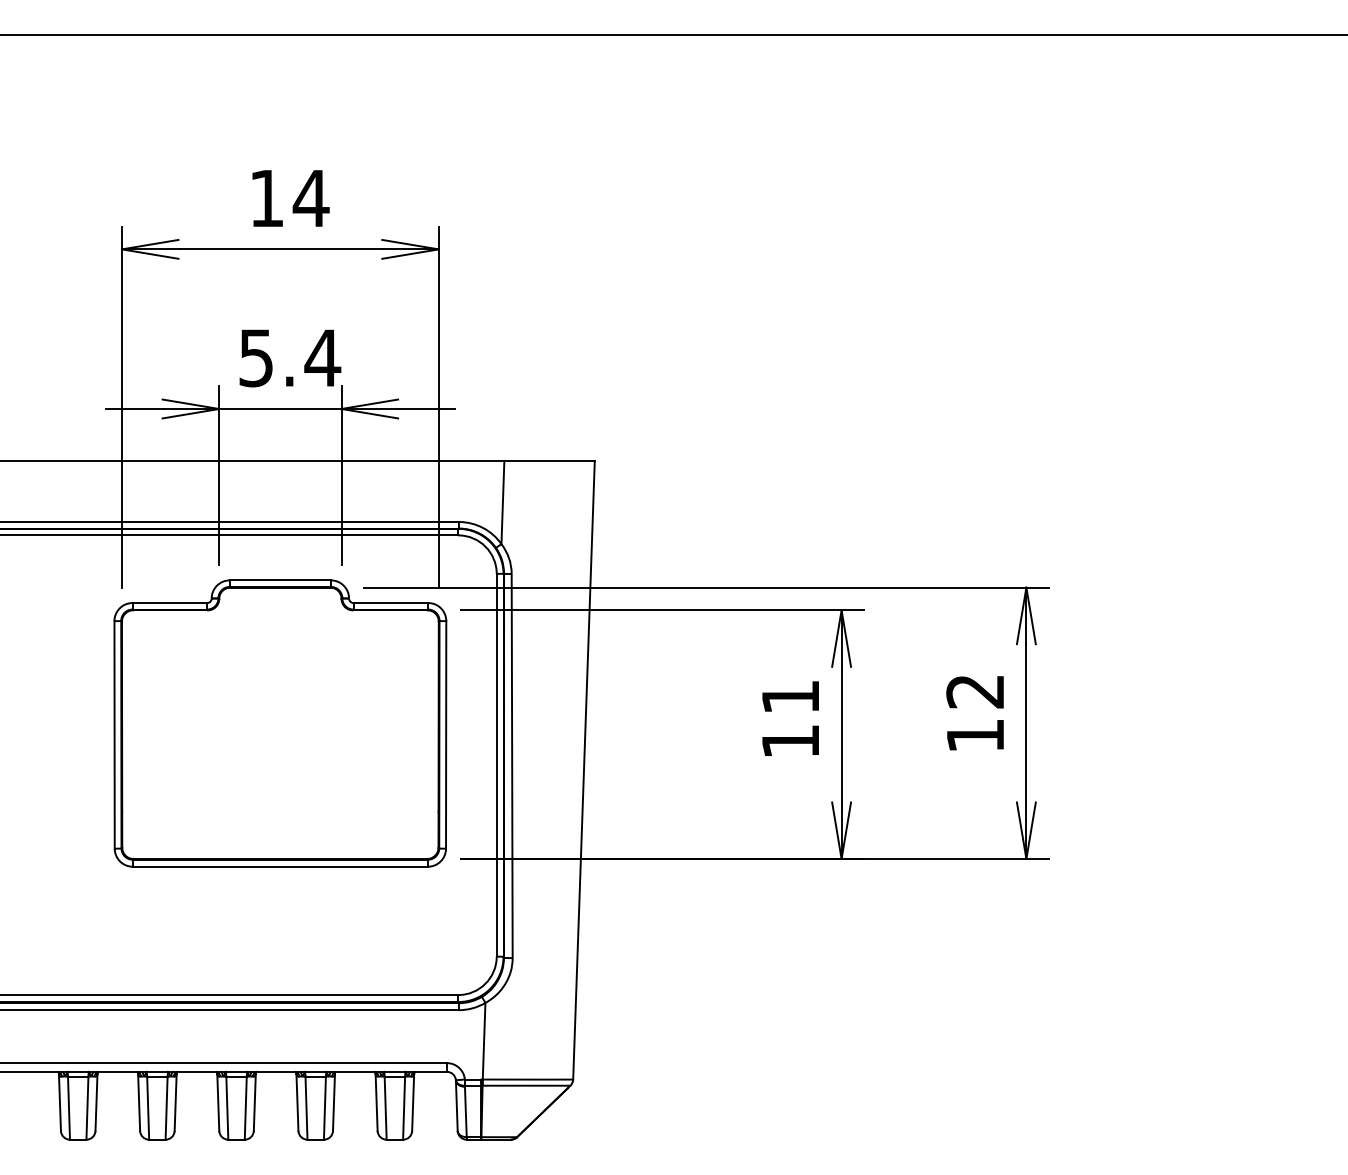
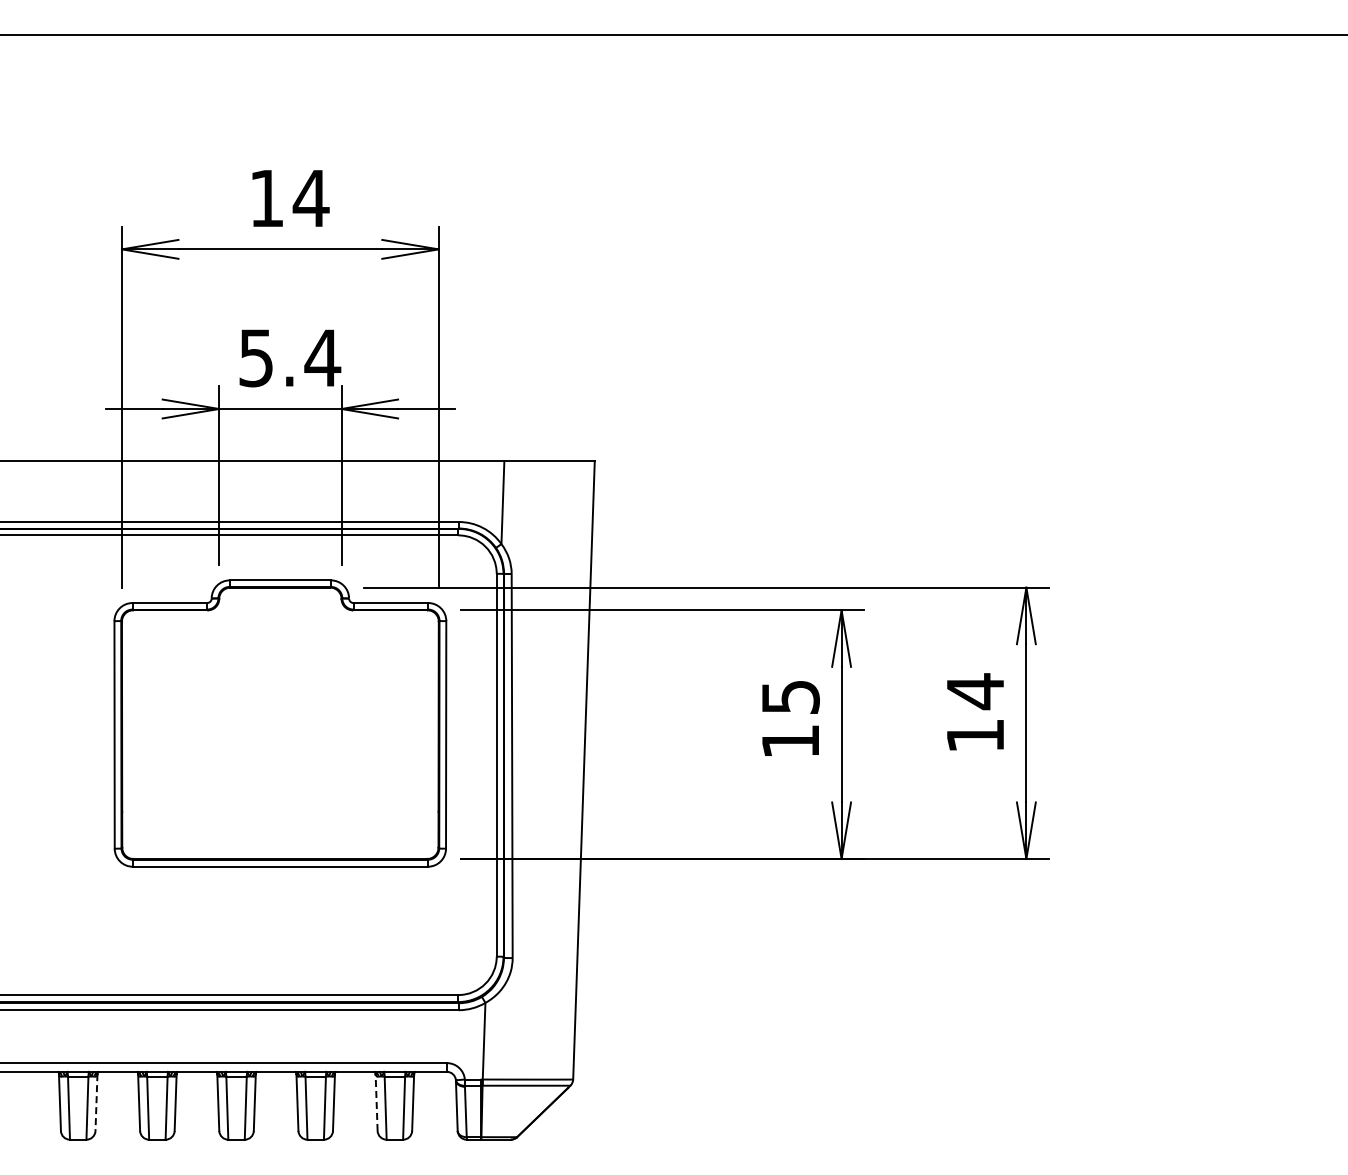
text: 12 -> 14 (974, 691)
text: 11 -> 15 (790, 697)
line: solid -> dashed (376, 1102)
line: solid -> dashed (96, 1103)
